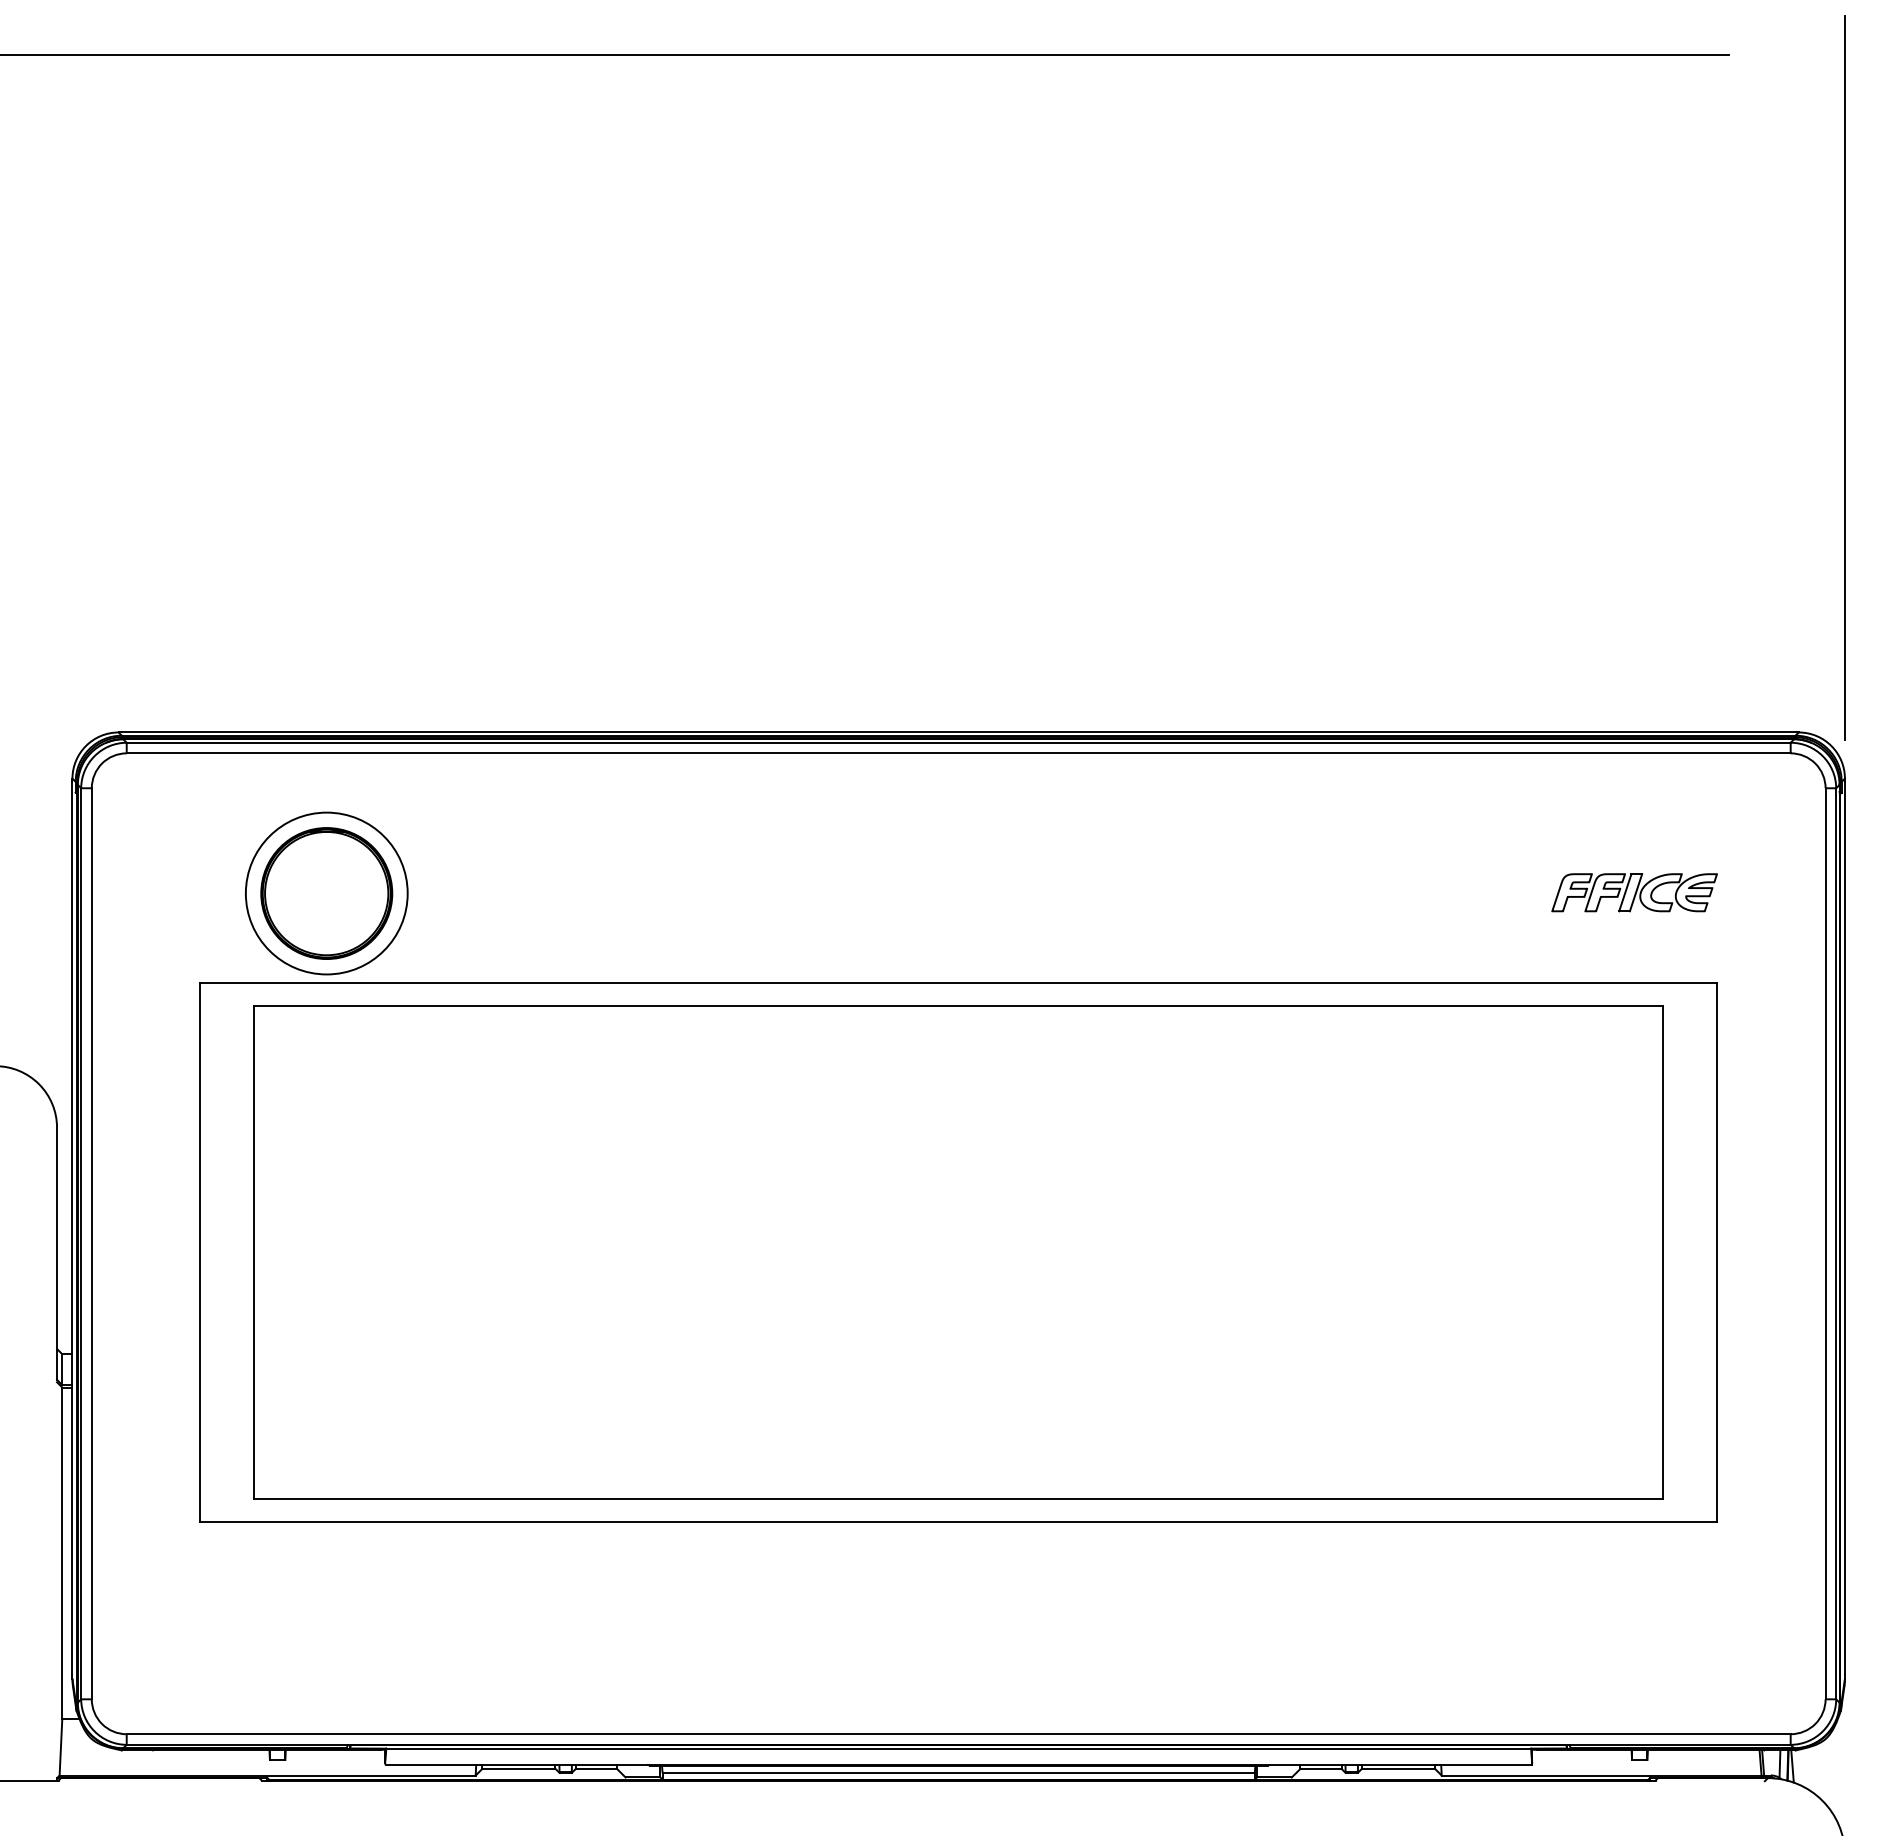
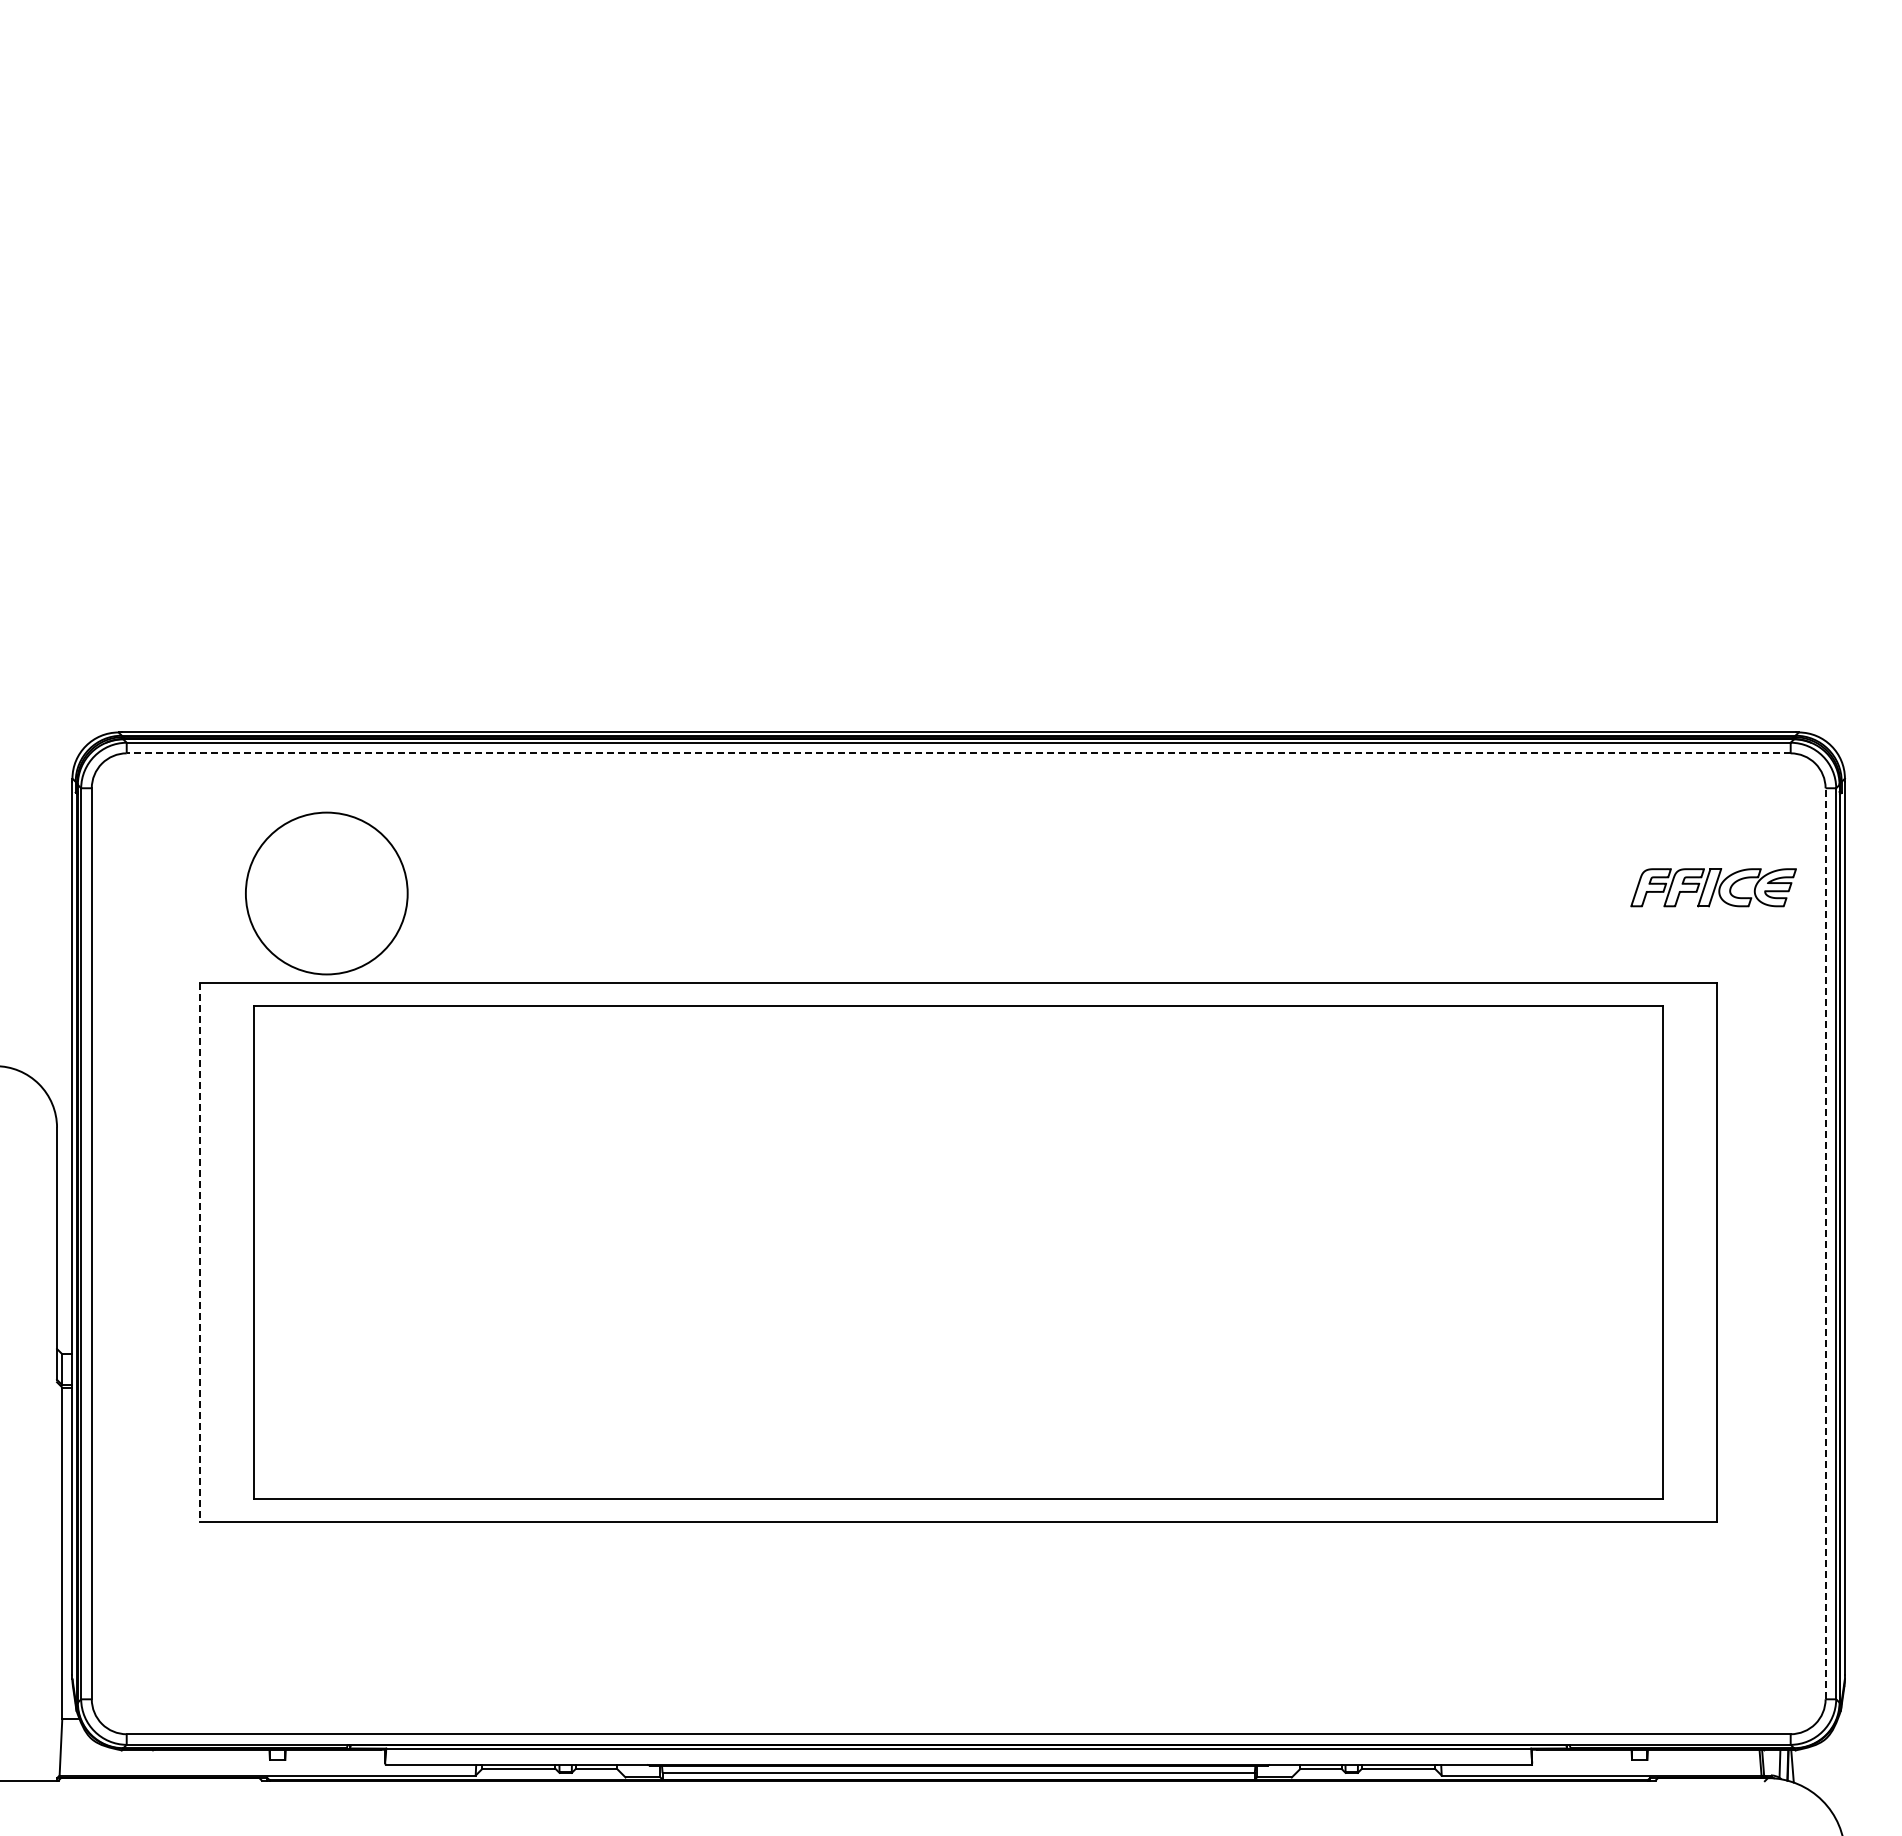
line: present -> none (865, 55)
line: present -> none (1844, 378)
line: solid -> dashed (958, 753)
part position: (1634, 892) -> (1713, 887) (1713, 887)
part: present -> none (326, 893)
line: solid -> dashed (1825, 1243)
line: solid -> dashed (200, 1252)
